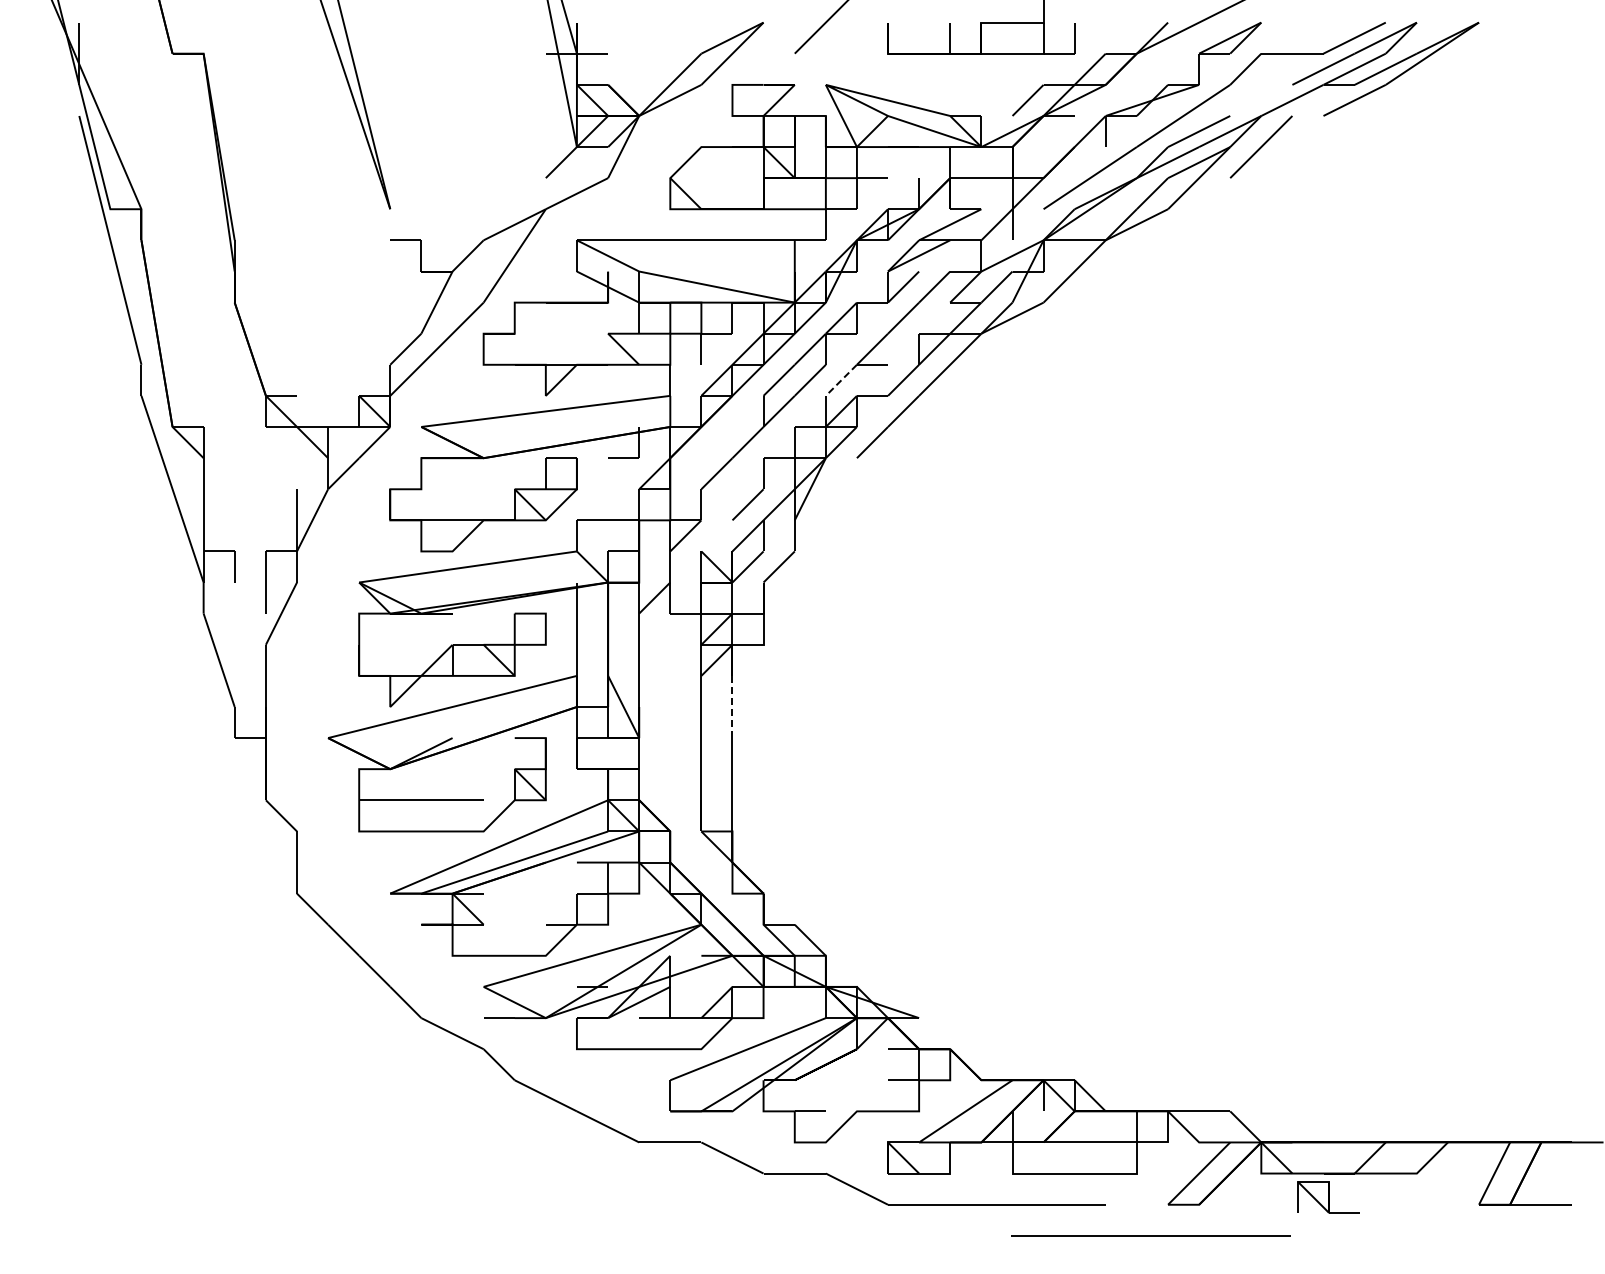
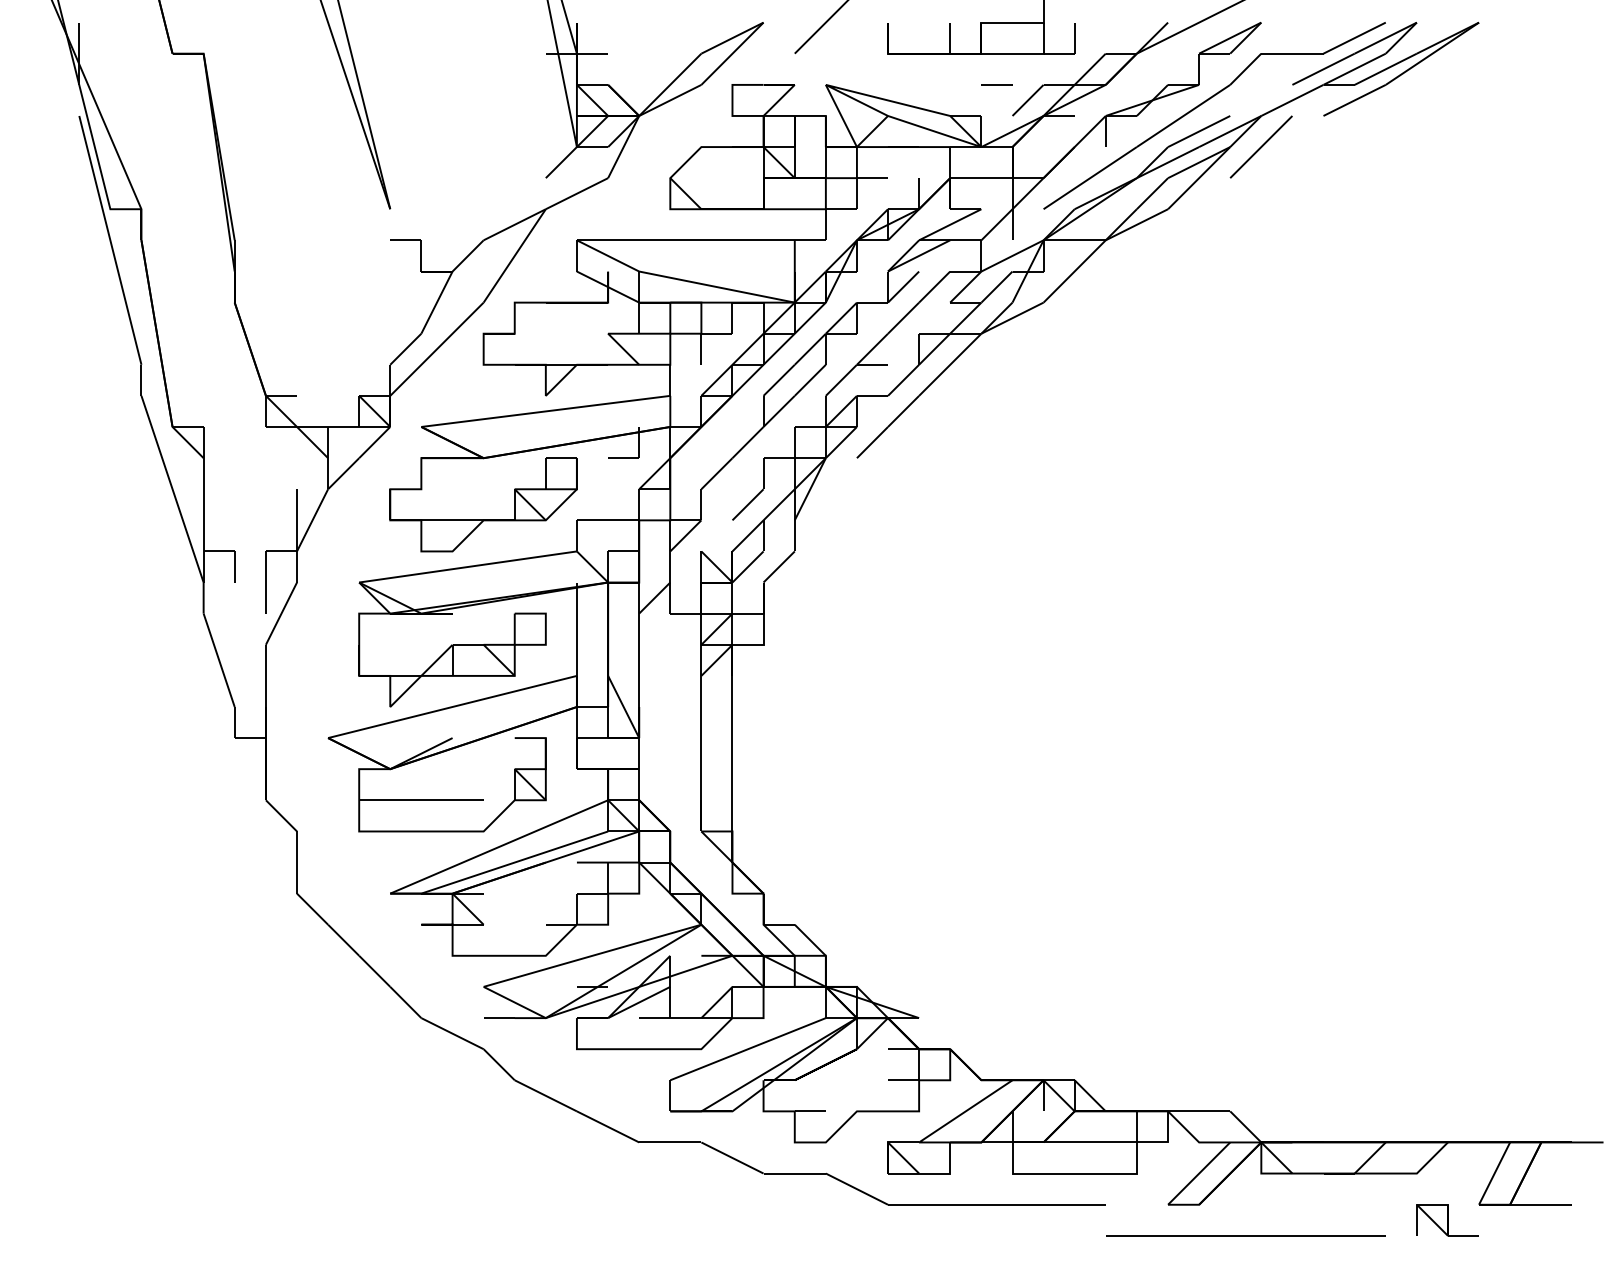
line: none -> present (996, 84)
line: dashed -> solid (841, 380)
line: dashed -> solid (732, 707)
part position: (1328, 1197) -> (1447, 1220) (1447, 1220)
line position: (1150, 1235) -> (1245, 1235) (1245, 1235)
